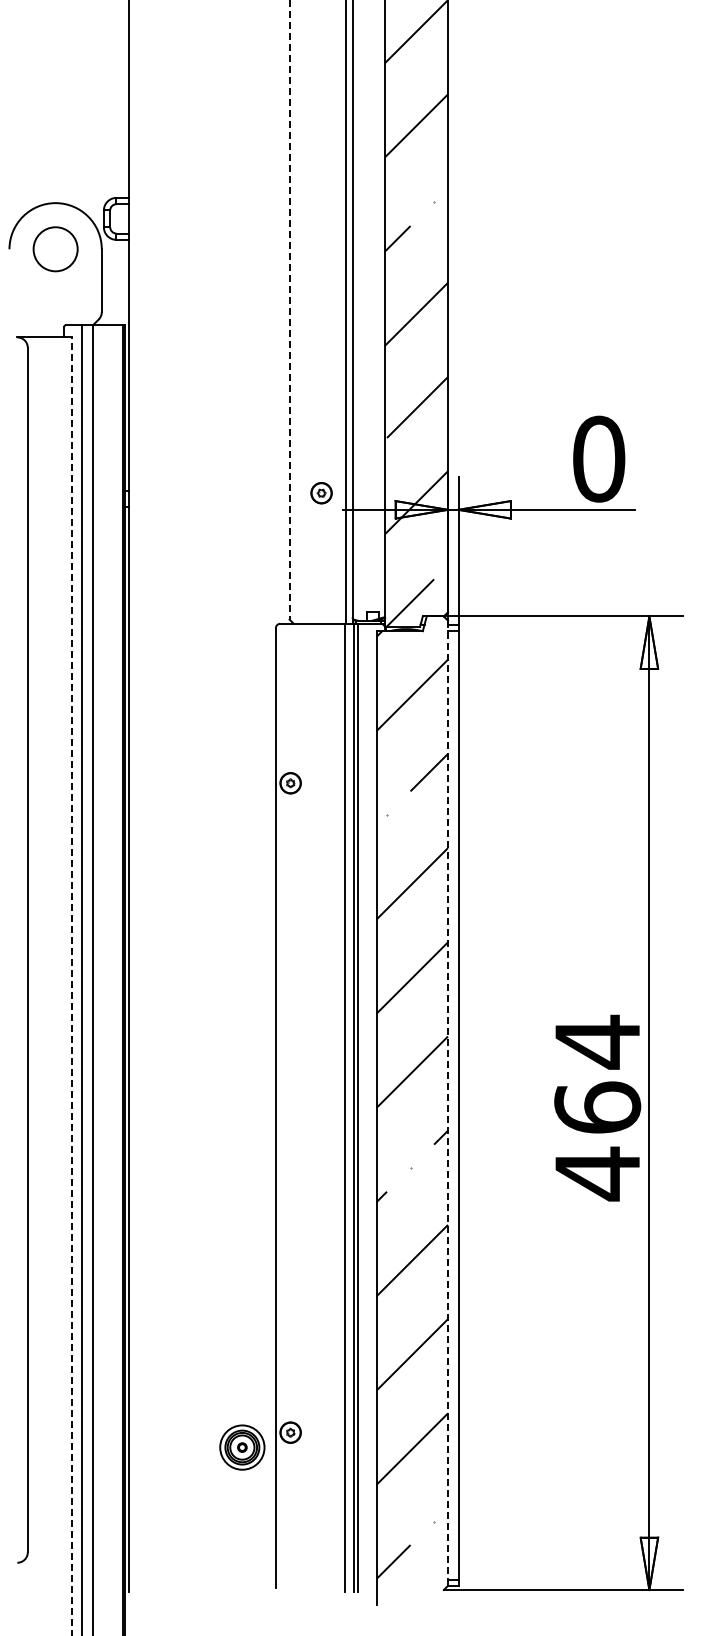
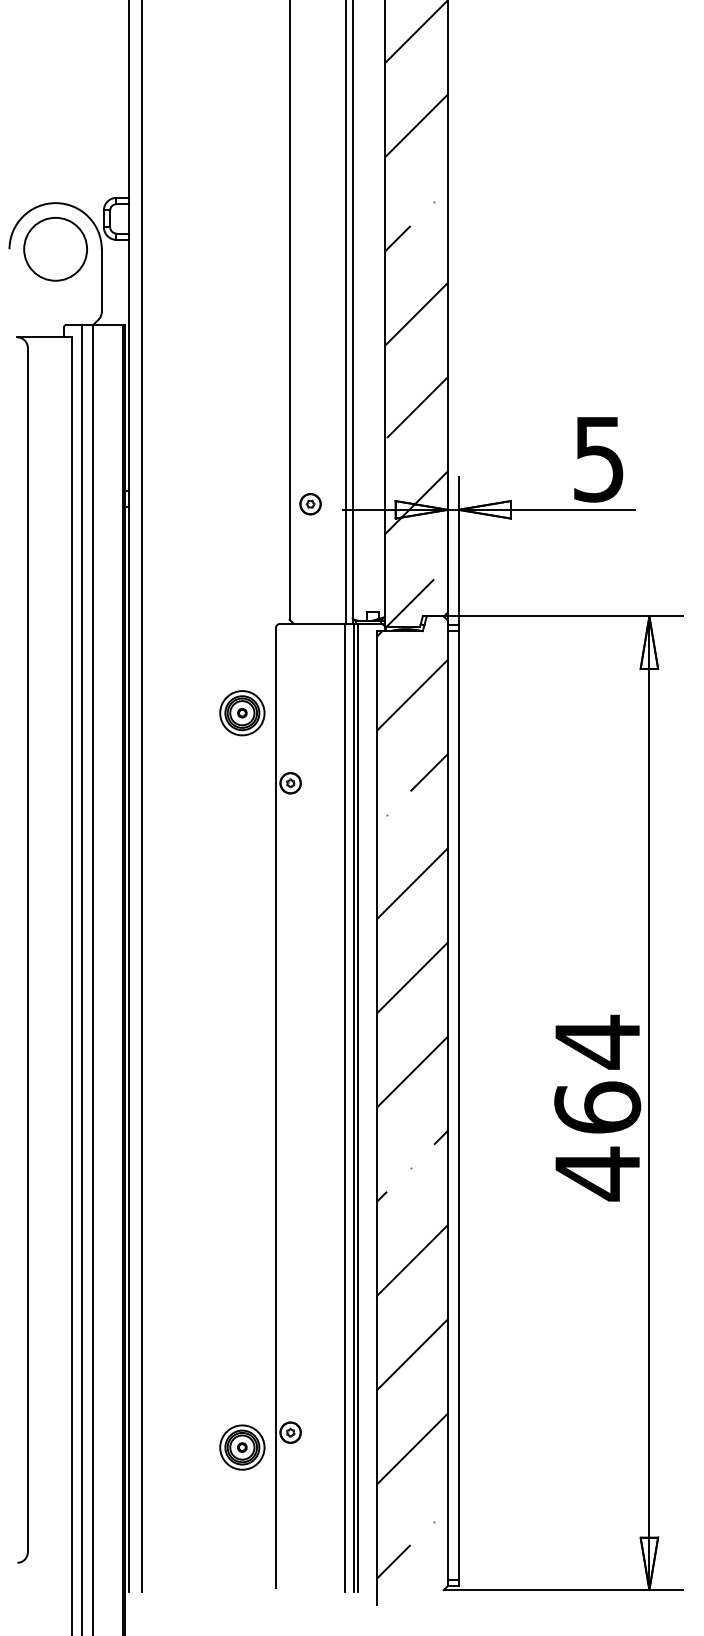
circle diameter: 44 px -> 63 px (55, 248)
line: dashed -> solid (289, 310)
text: 0 -> 5 (599, 458)
part position: (321, 493) -> (310, 504) (310, 504)
part: none -> present (242, 713)
line: none -> present (141, 797)
line: dashed -> solid (72, 986)
line: dashed -> solid (448, 1103)
